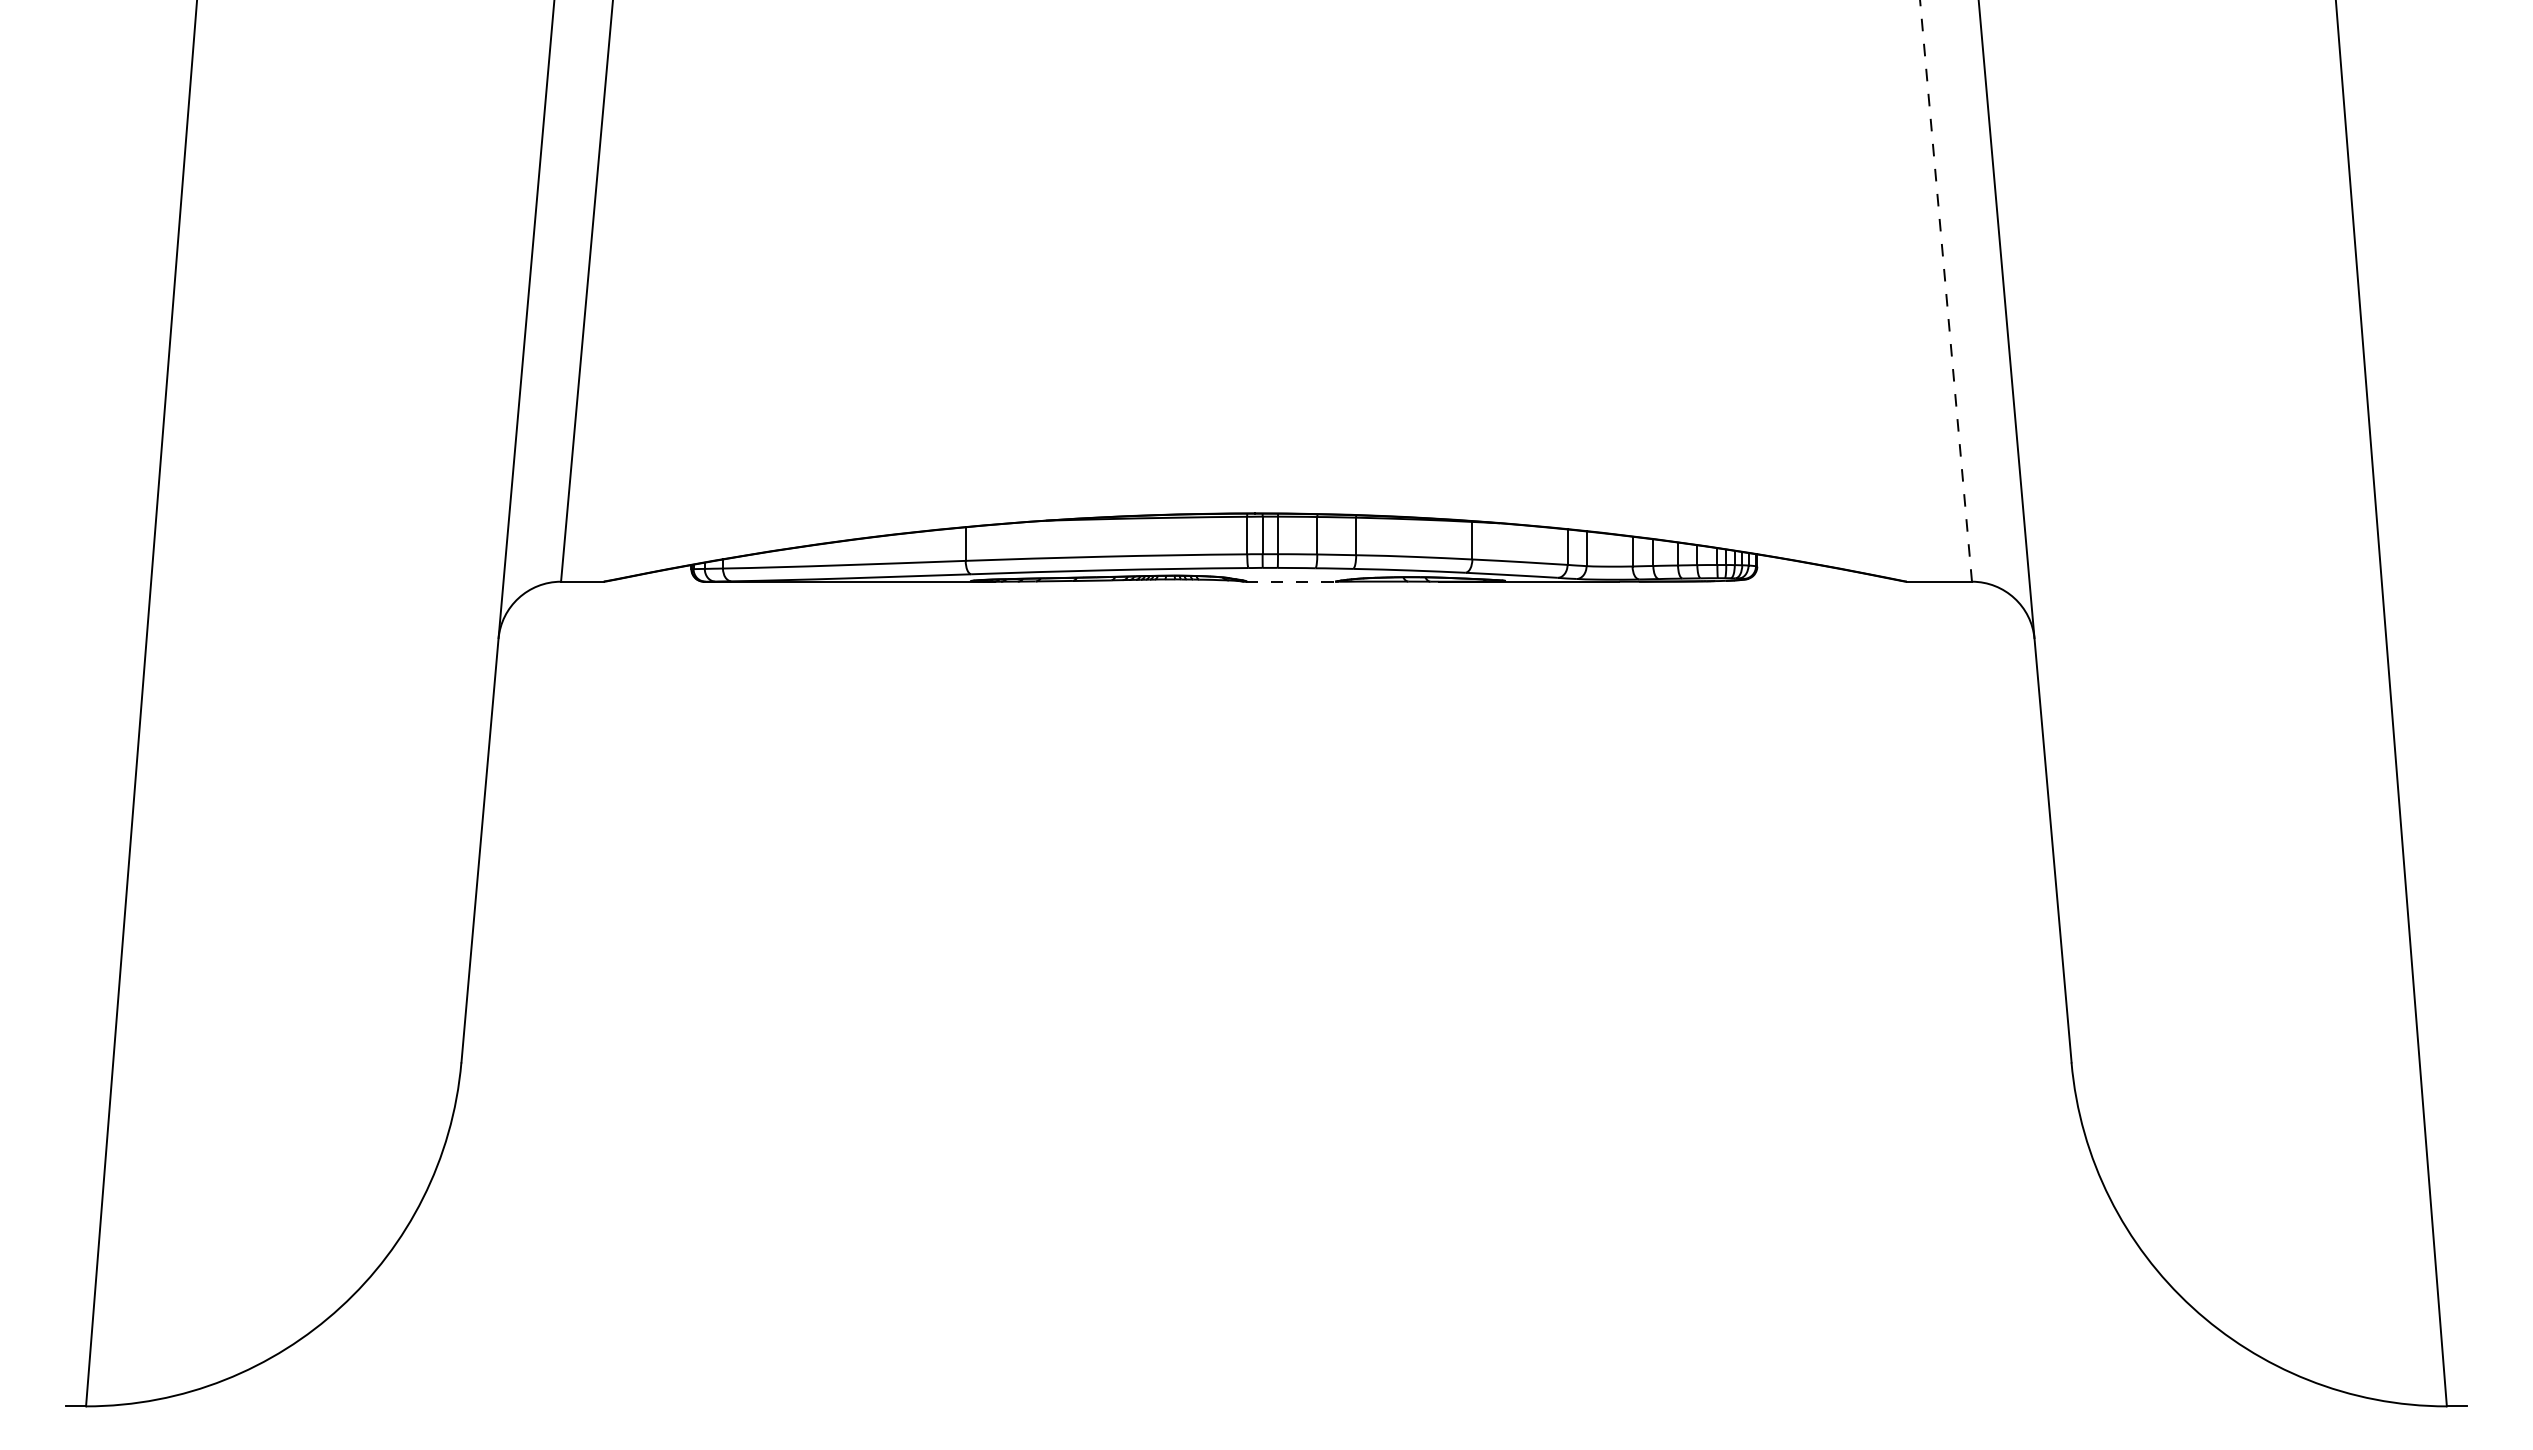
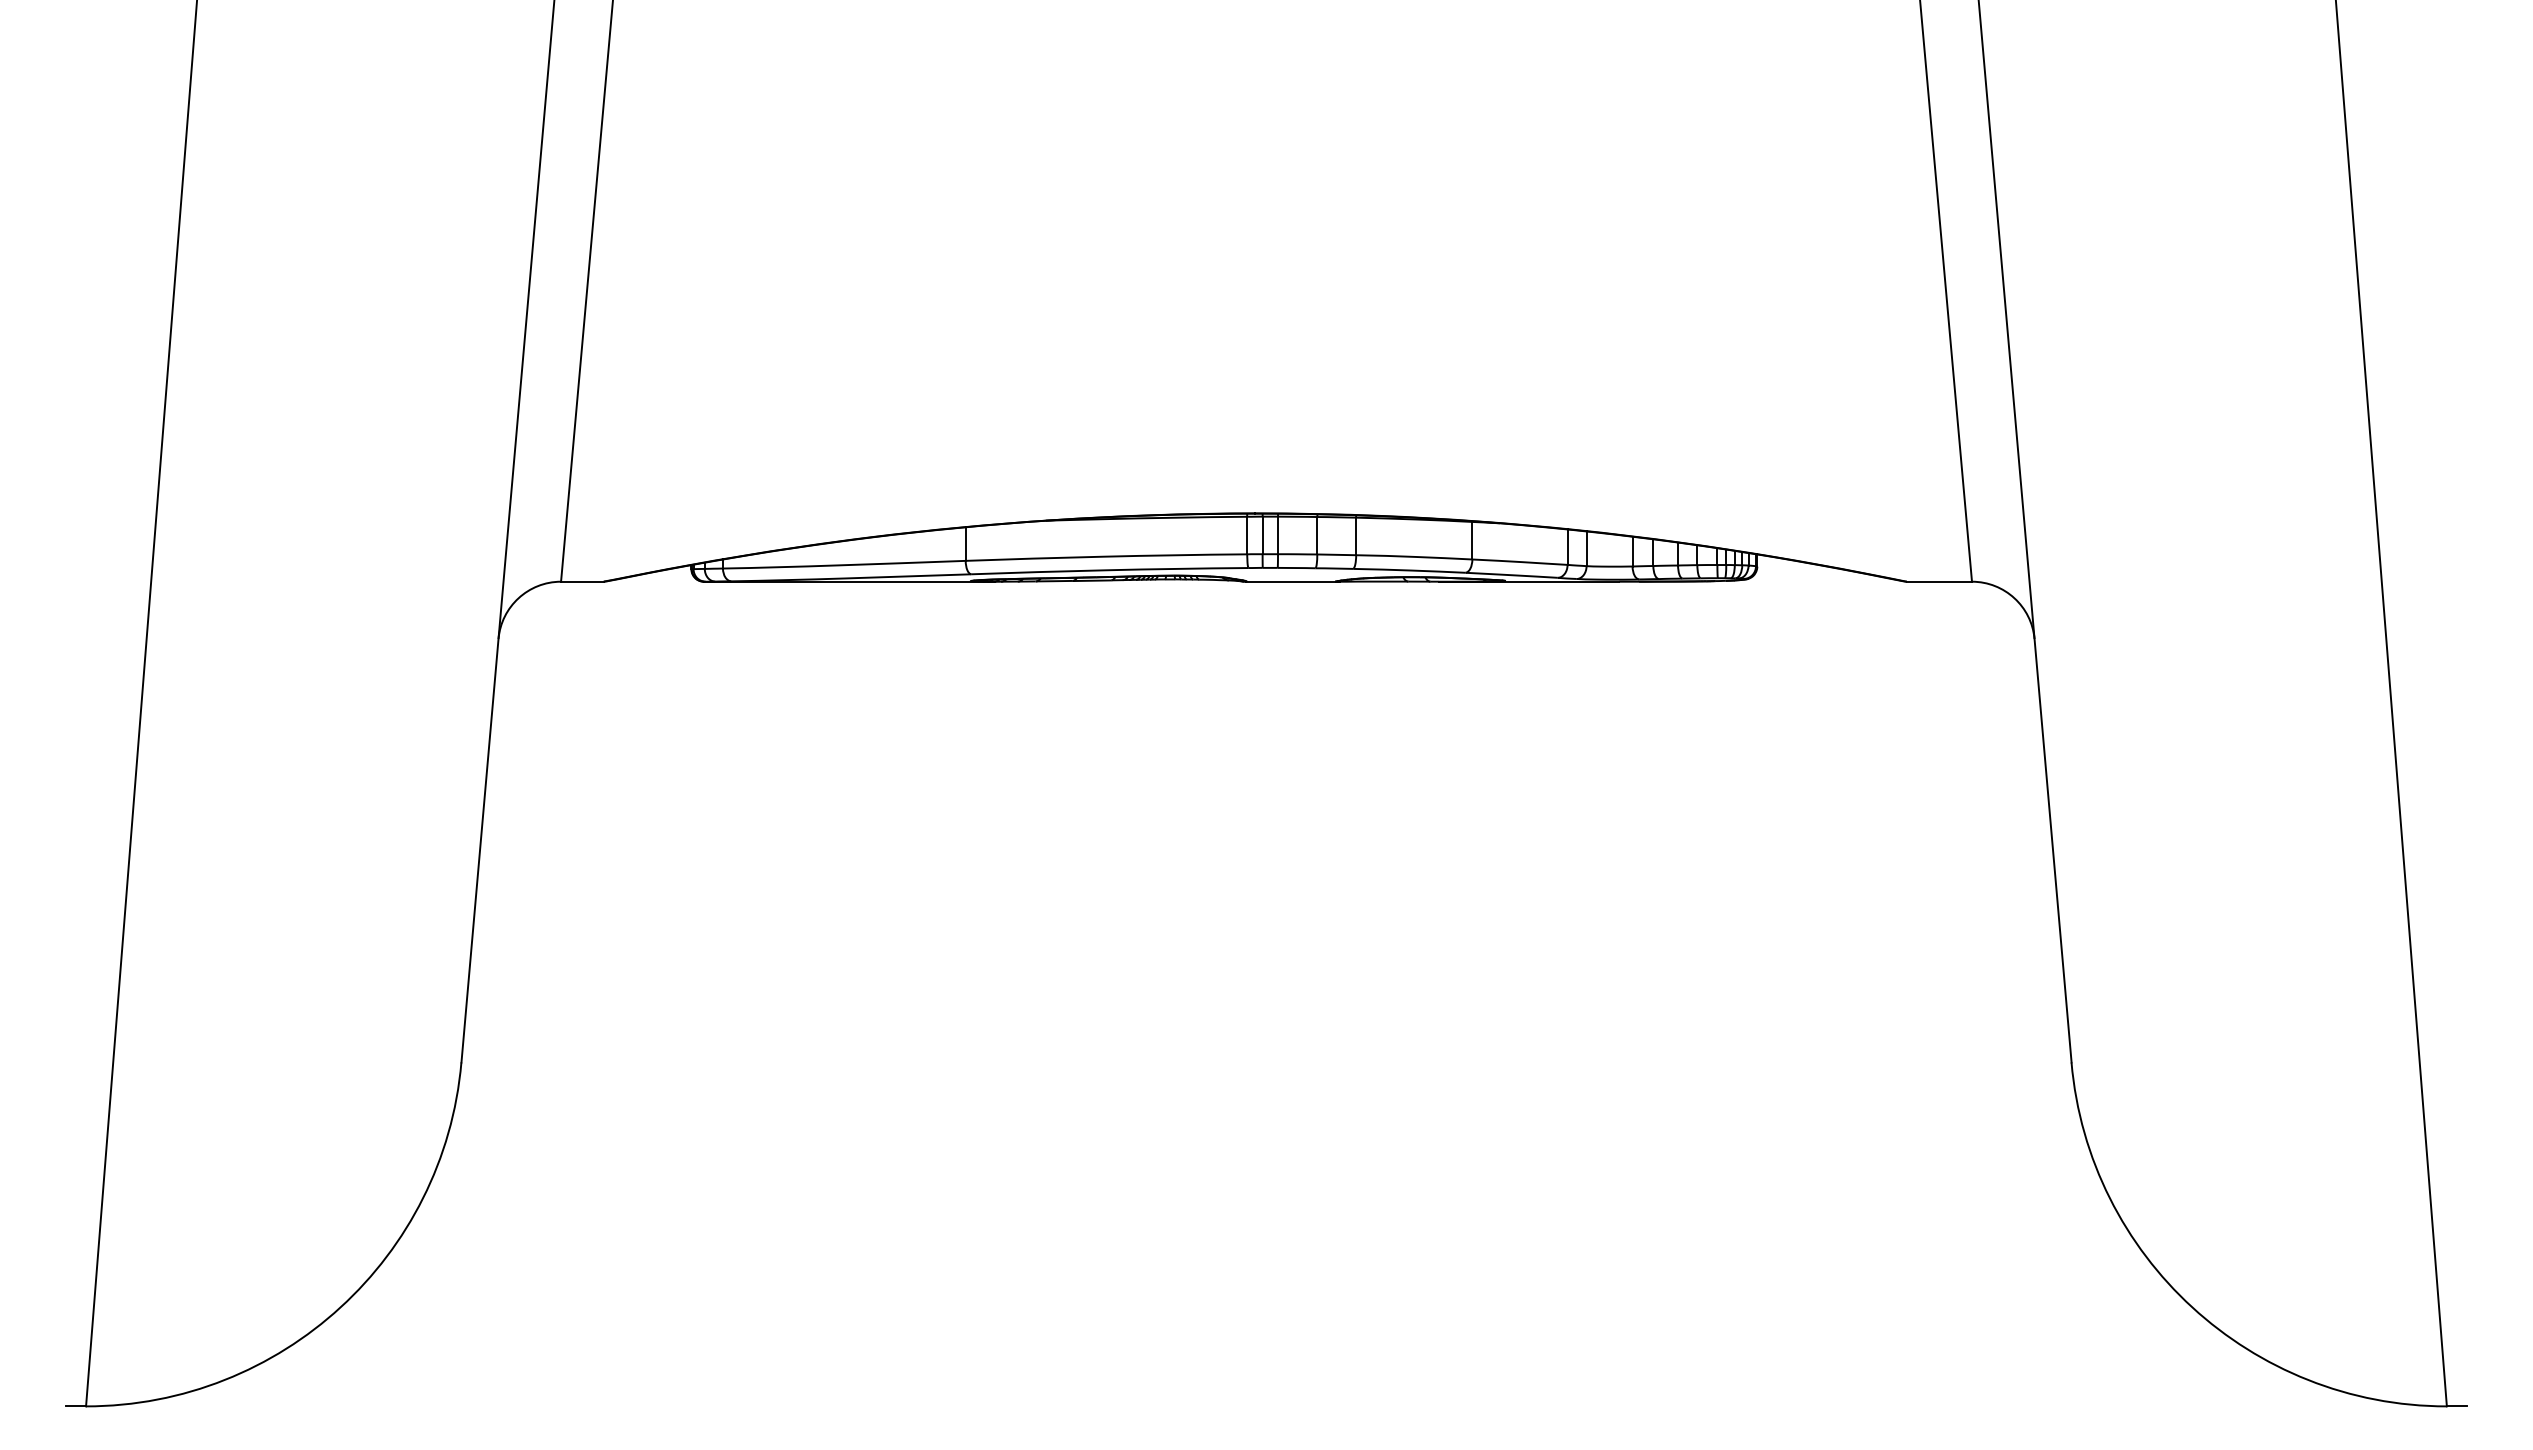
line: dashed -> solid (1946, 291)
line: dashed -> solid (1292, 581)
